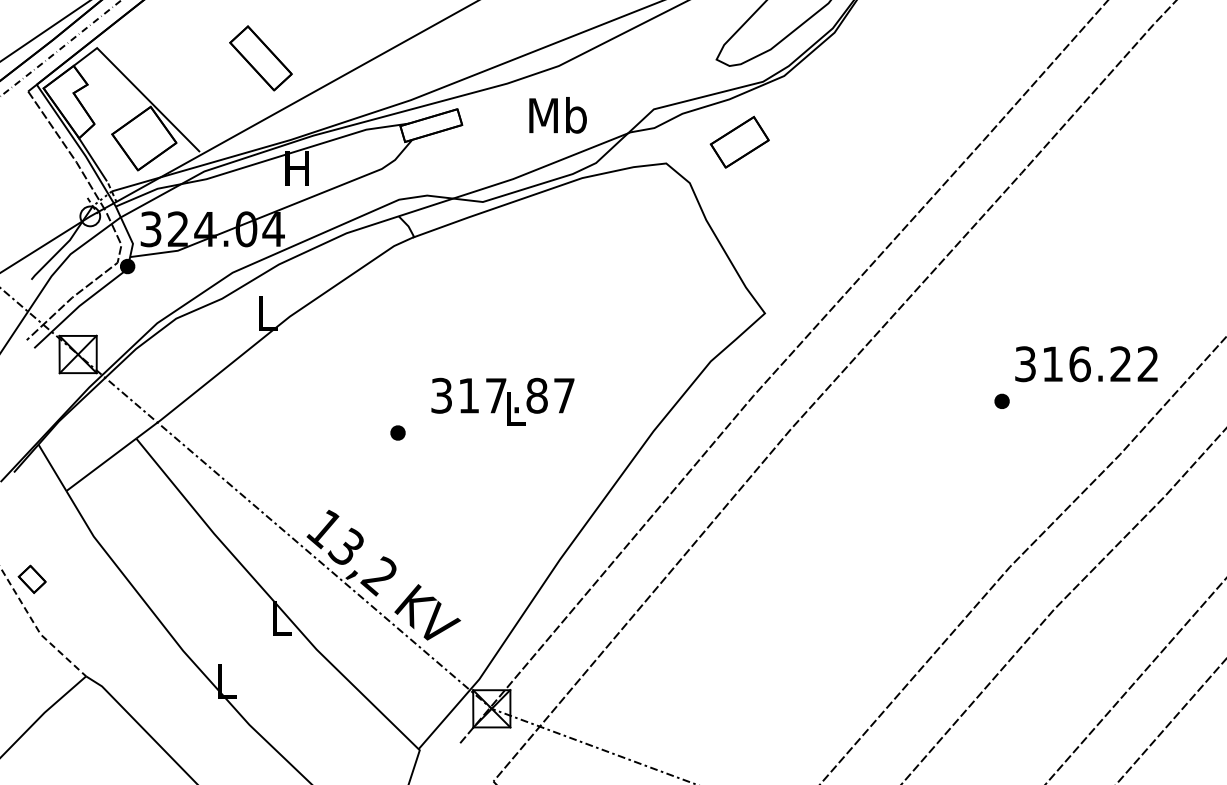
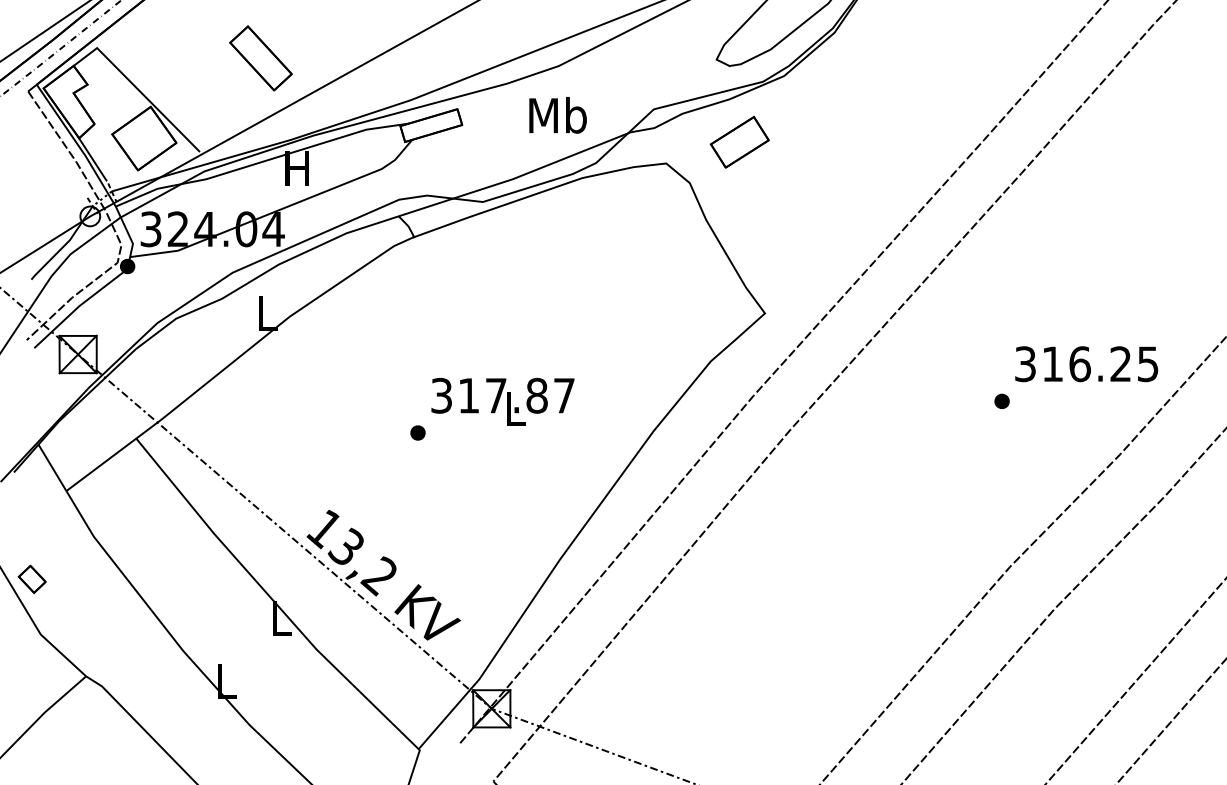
text: 316.22 -> 316.25 (1147, 364)
part position: (397, 432) -> (417, 432) (417, 432)
line: dashed -> solid (36, 627)
